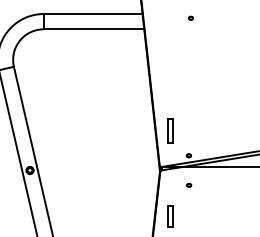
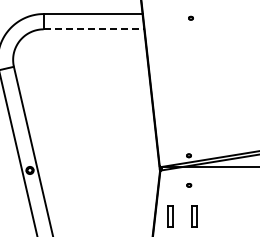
line: solid -> dashed (94, 29)
part: present -> none (170, 130)
part: none -> present (194, 216)
